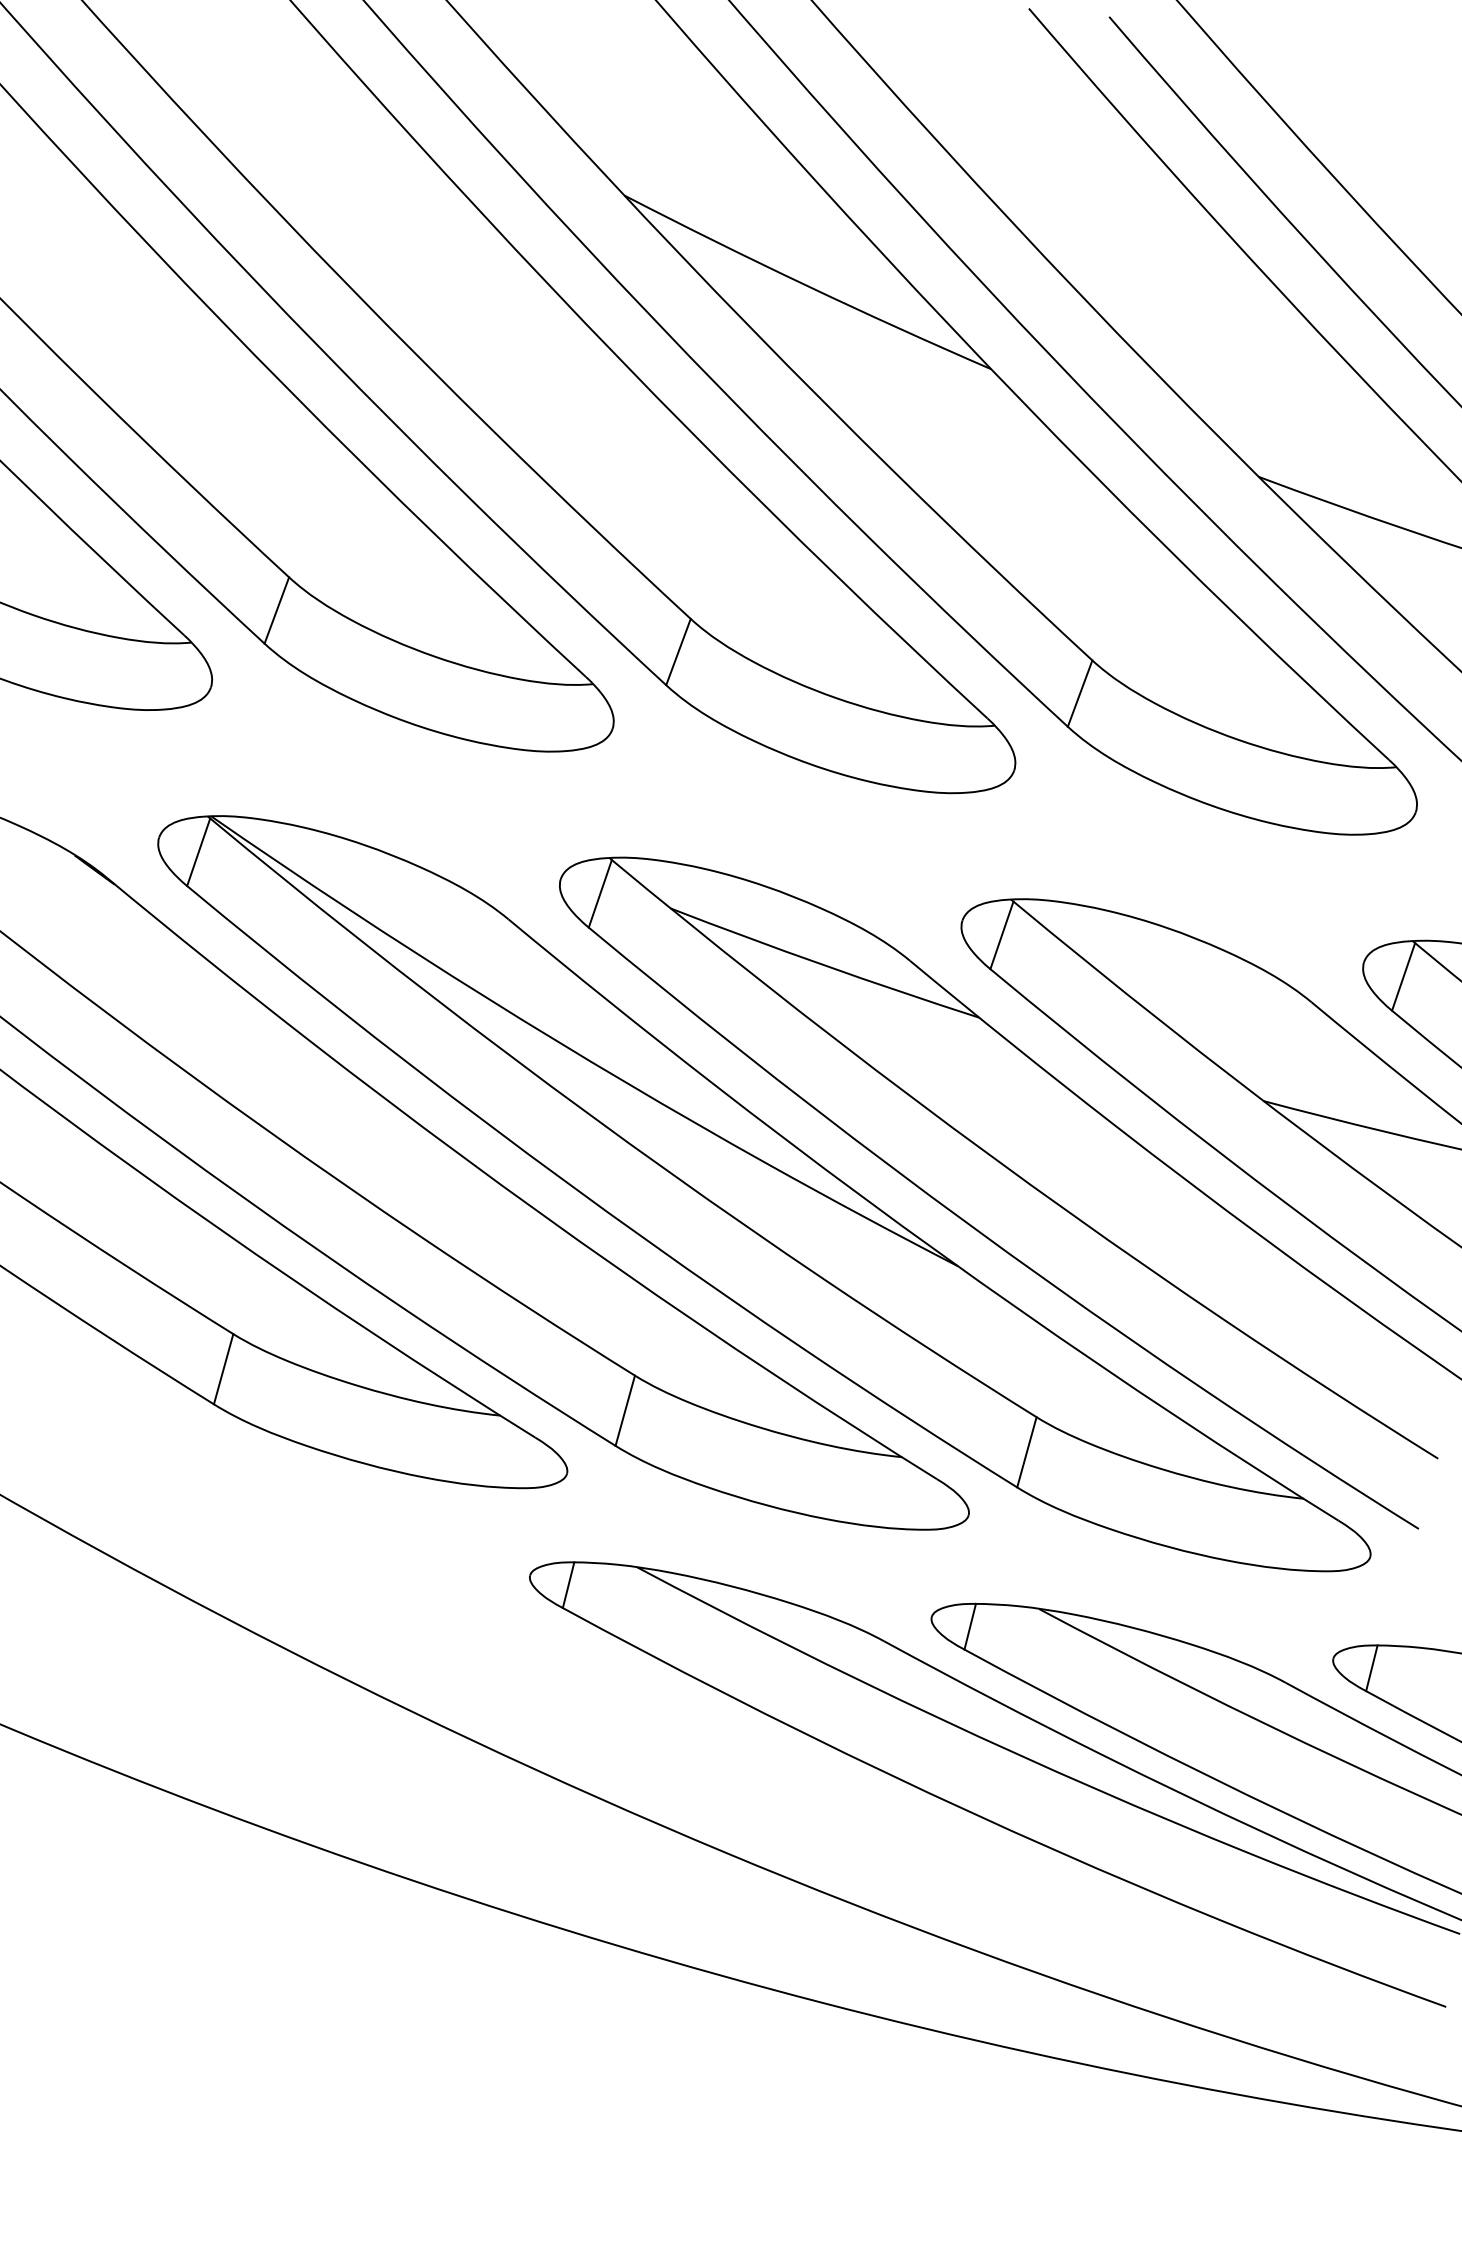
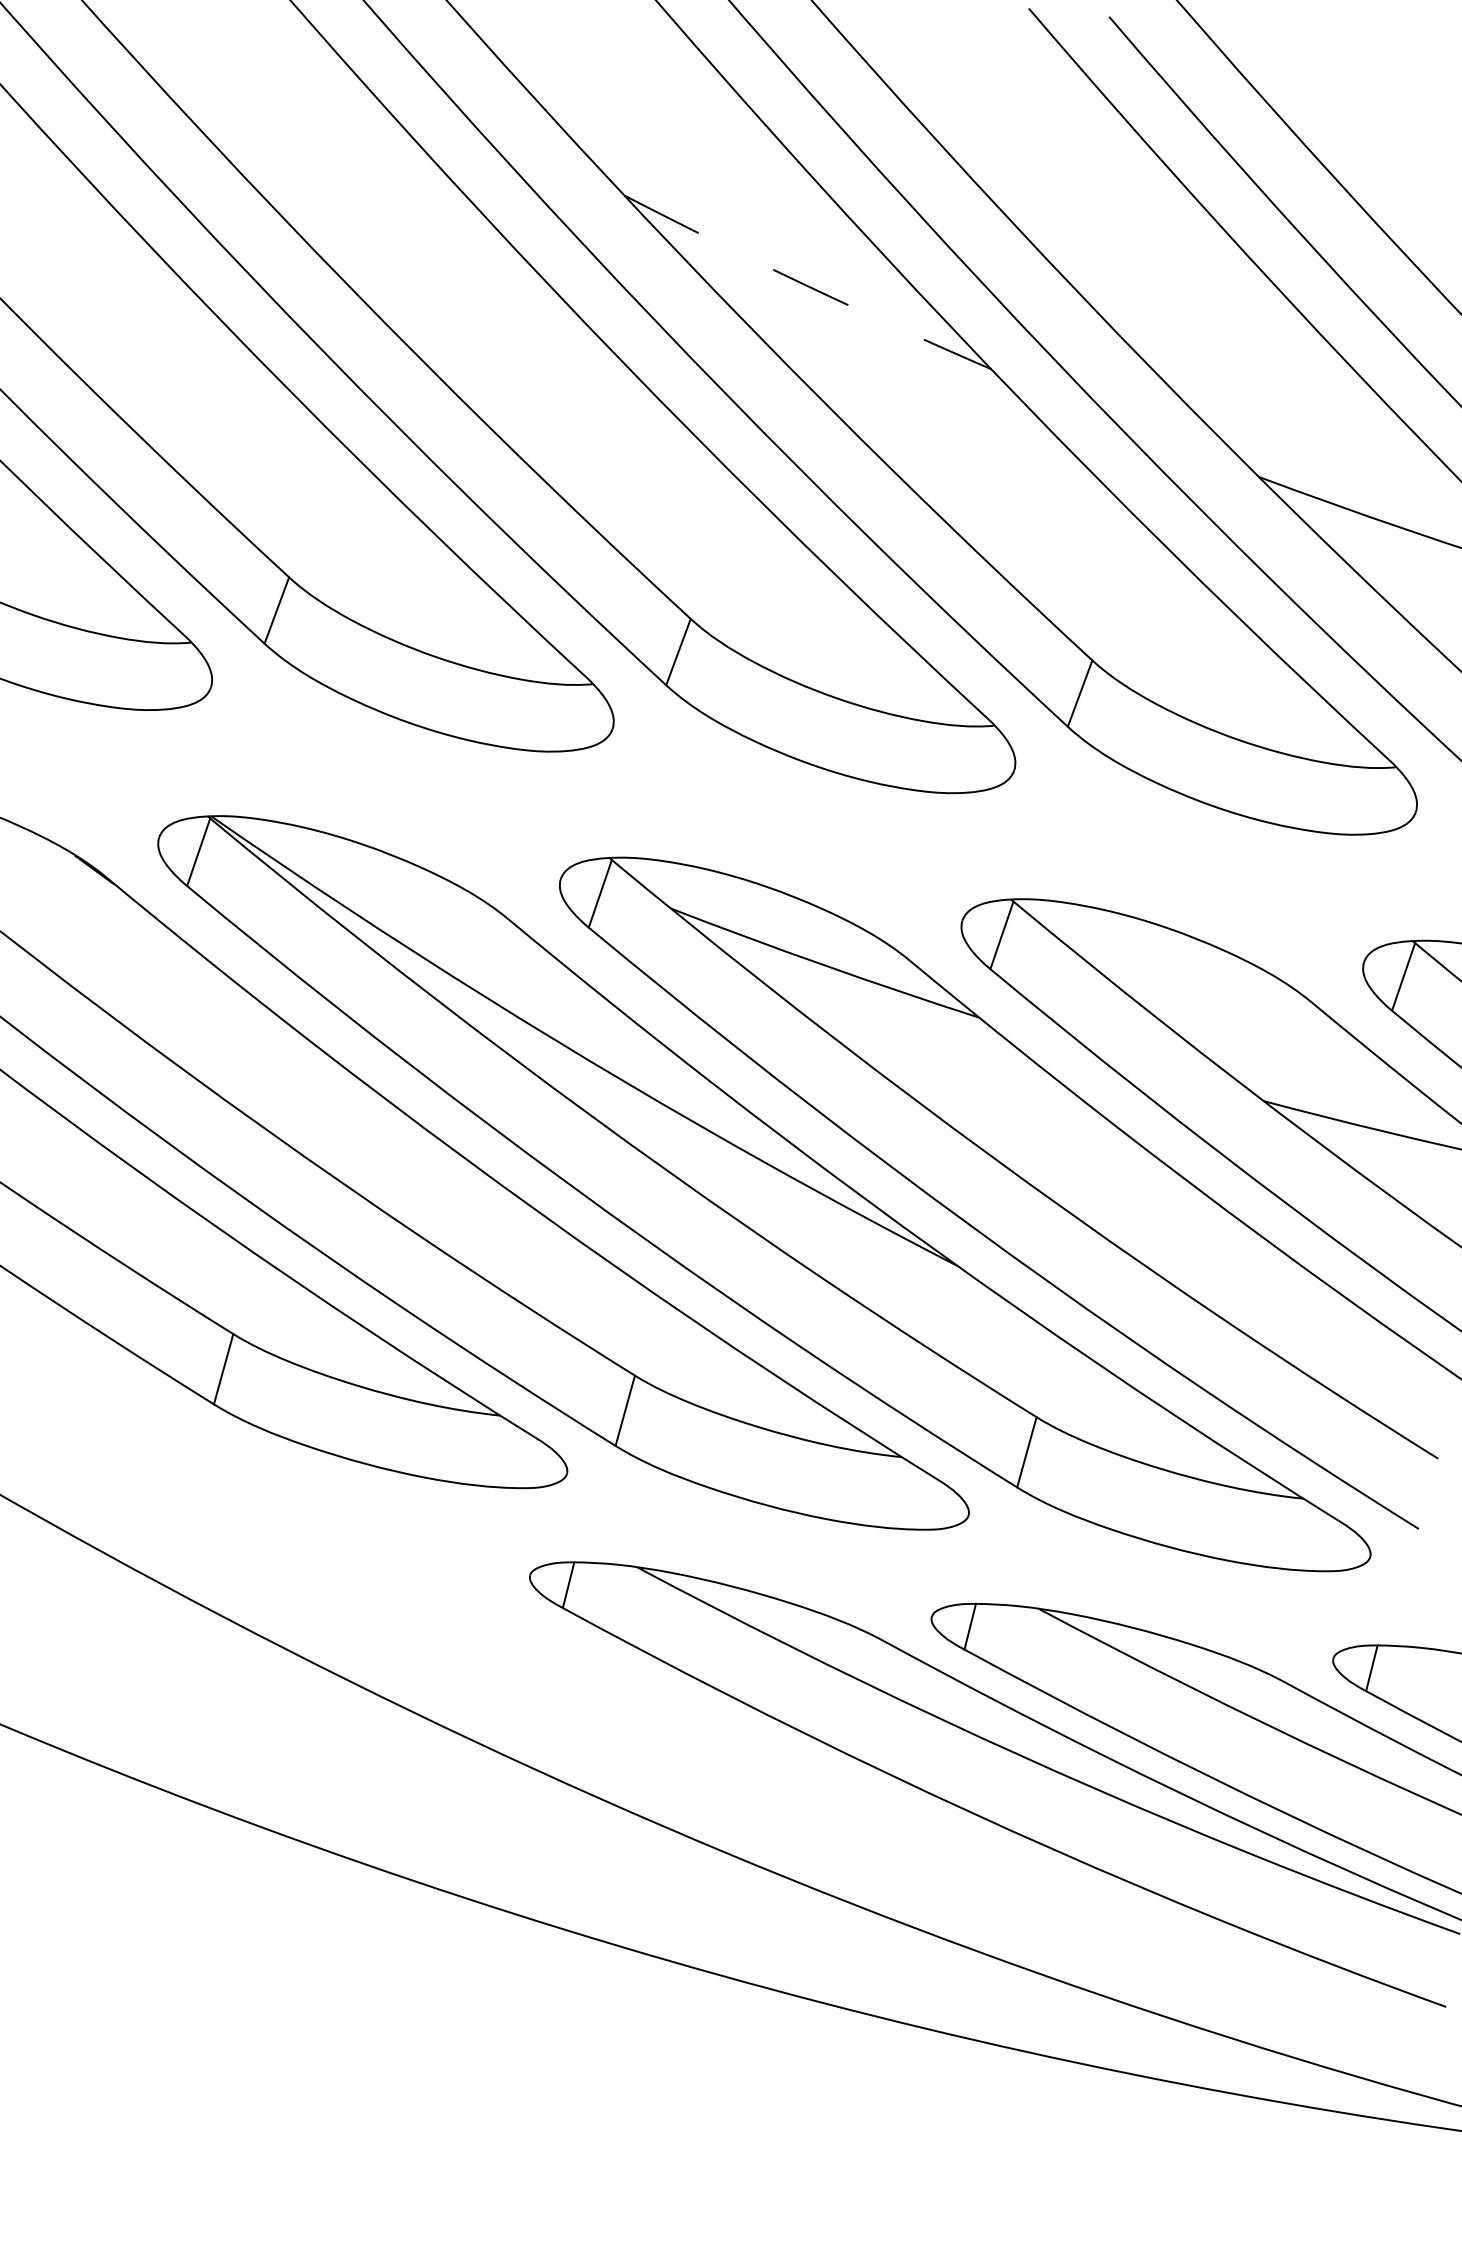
arc: solid -> dashed (806, 285)
